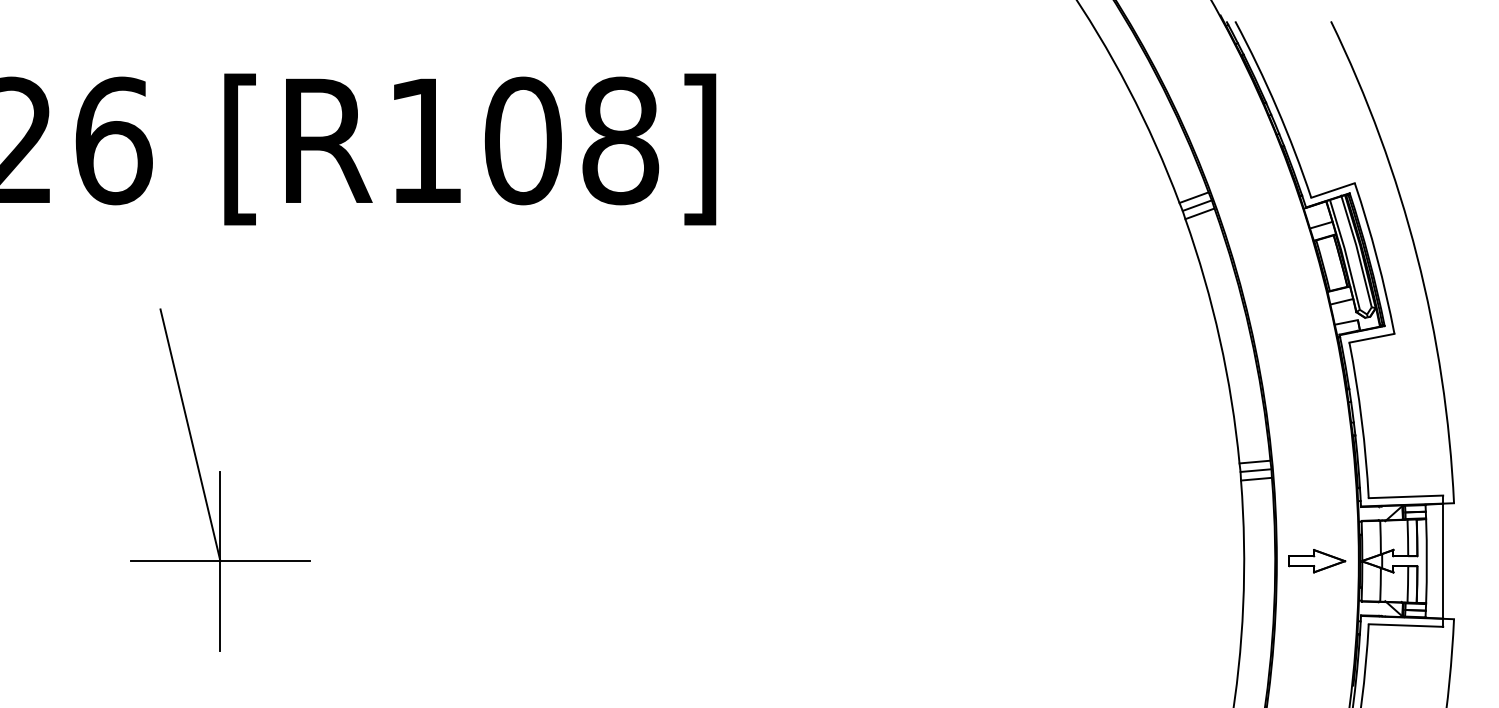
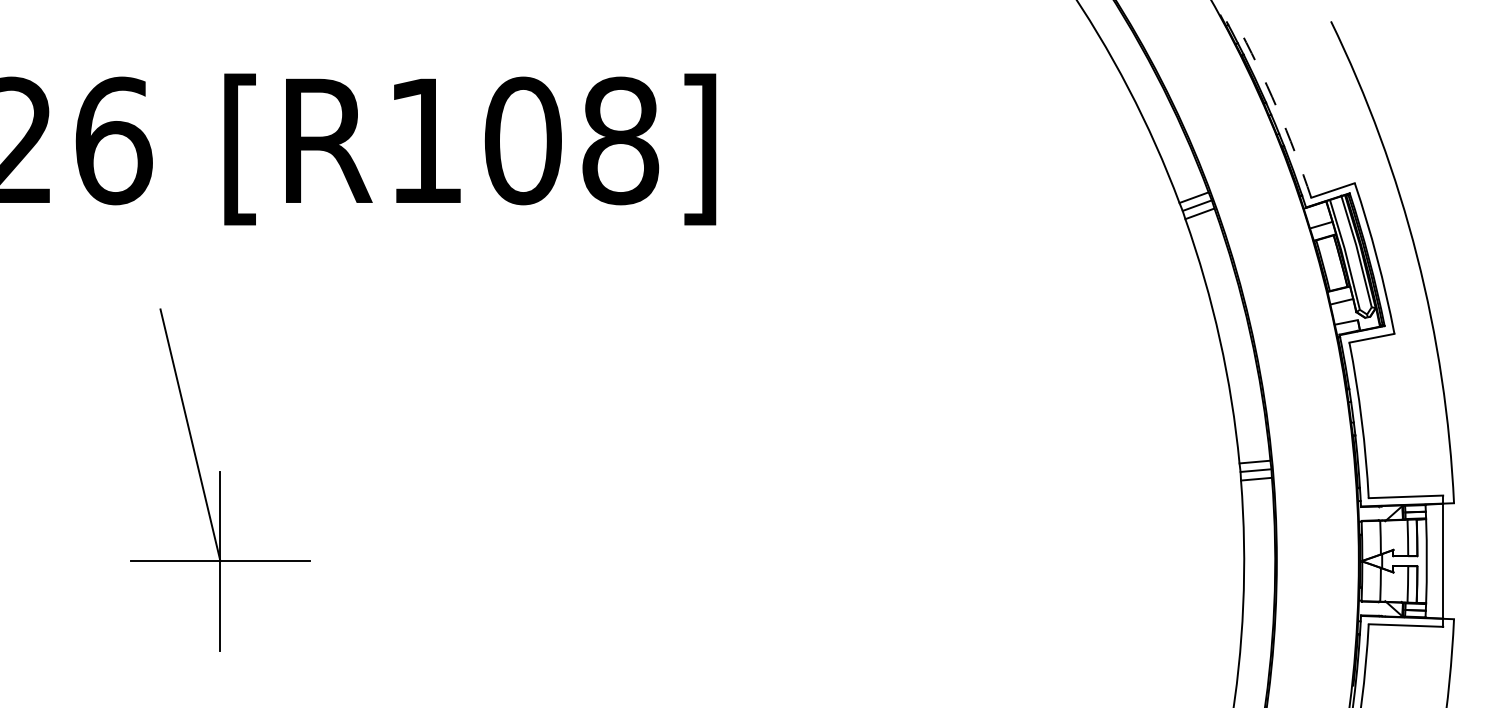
arc: solid -> dashed (1276, 108)
part: present -> none (1317, 561)
